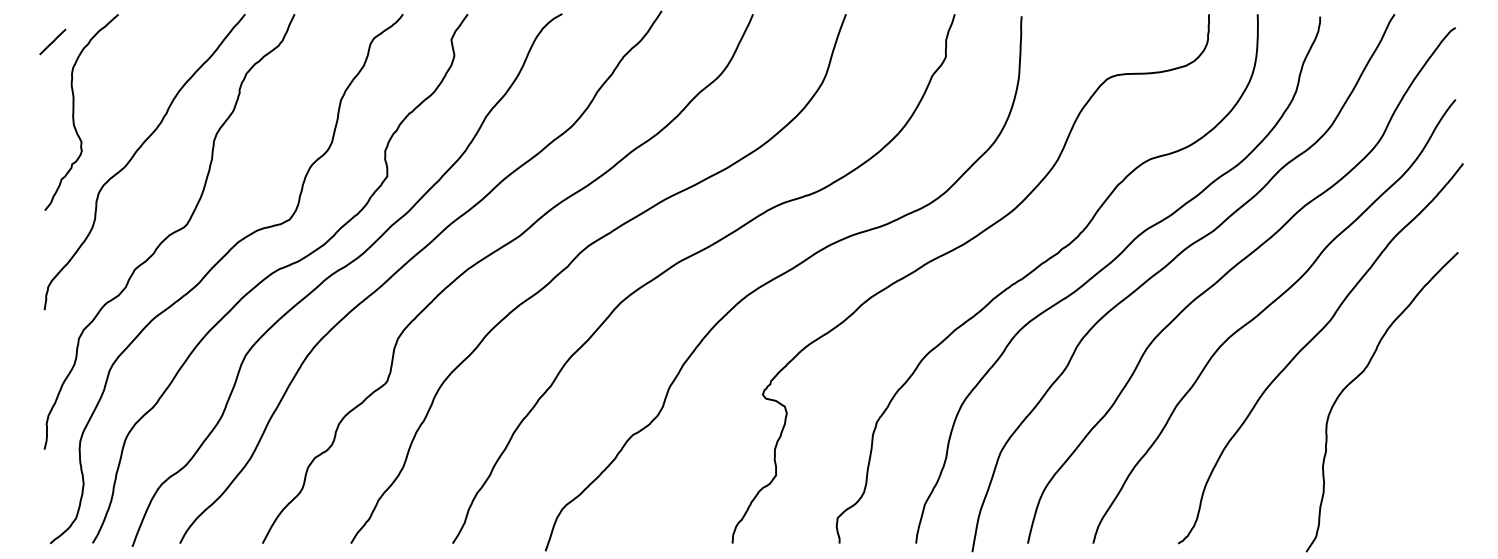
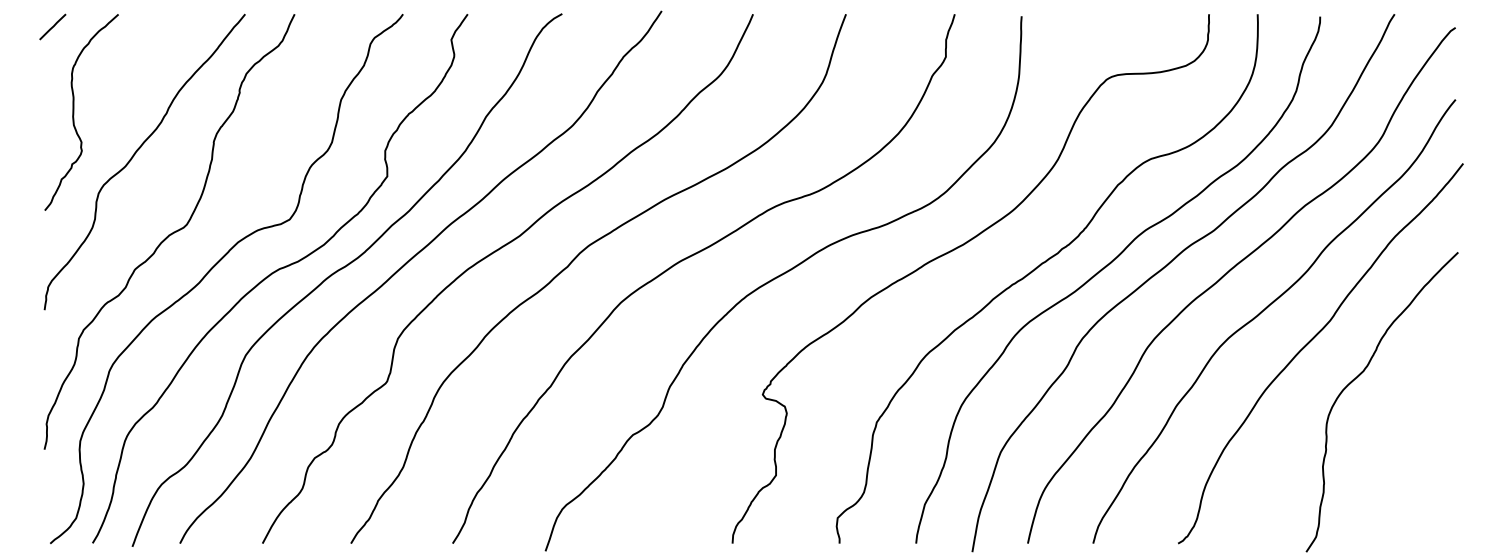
line position: (52, 41) -> (52, 26) (52, 26)
